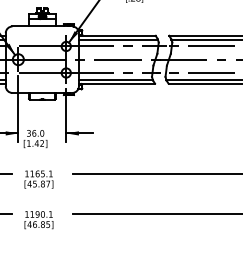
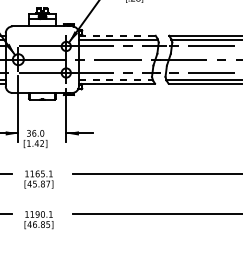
line: solid -> dashed (117, 35)
line: solid -> dashed (115, 79)
